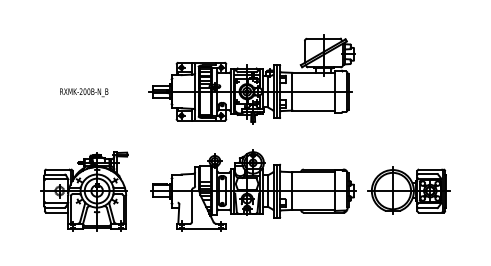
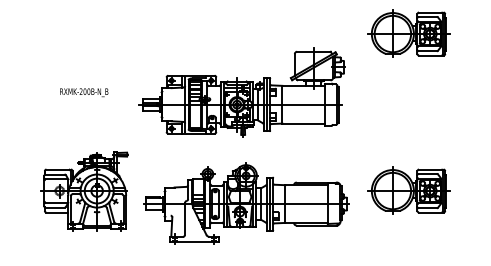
part: none -> present (408, 33)
part position: (251, 79) -> (241, 92) (241, 92)
part position: (253, 190) -> (246, 203) (246, 203)
